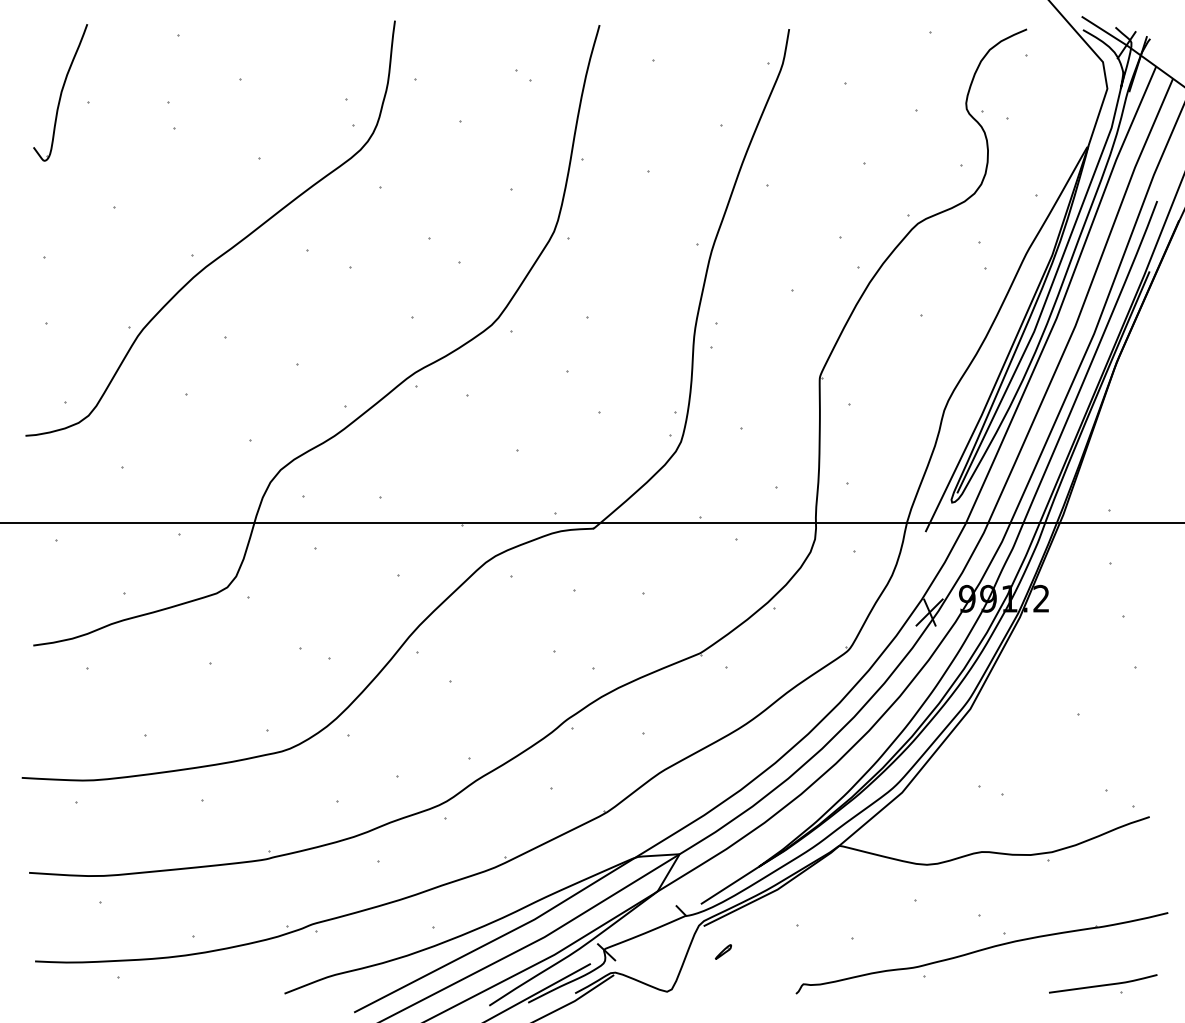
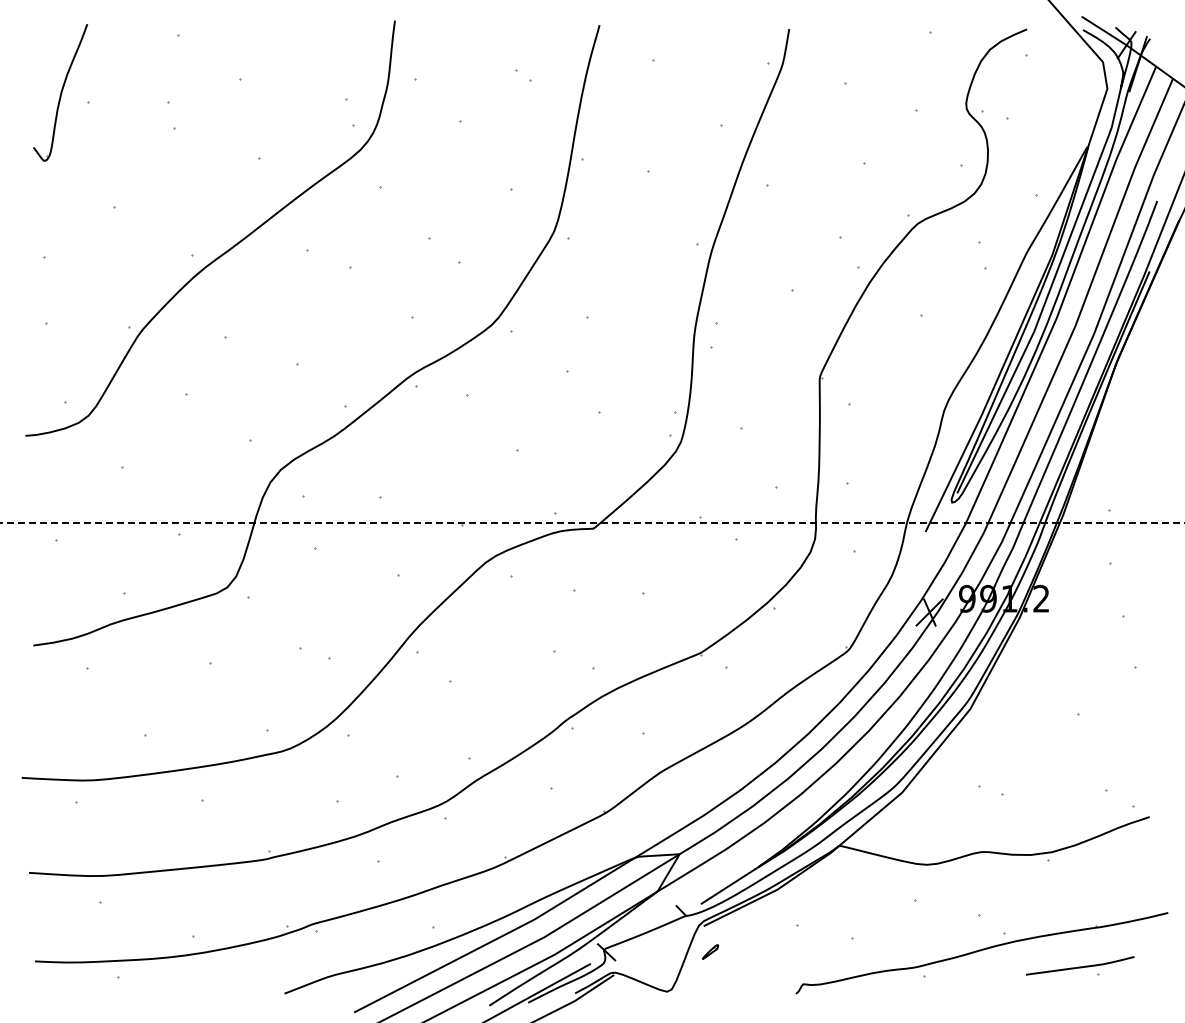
line: solid -> dashed (592, 523)
part position: (722, 951) -> (709, 951) (709, 951)
part position: (1103, 983) -> (1080, 965) (1080, 965)
